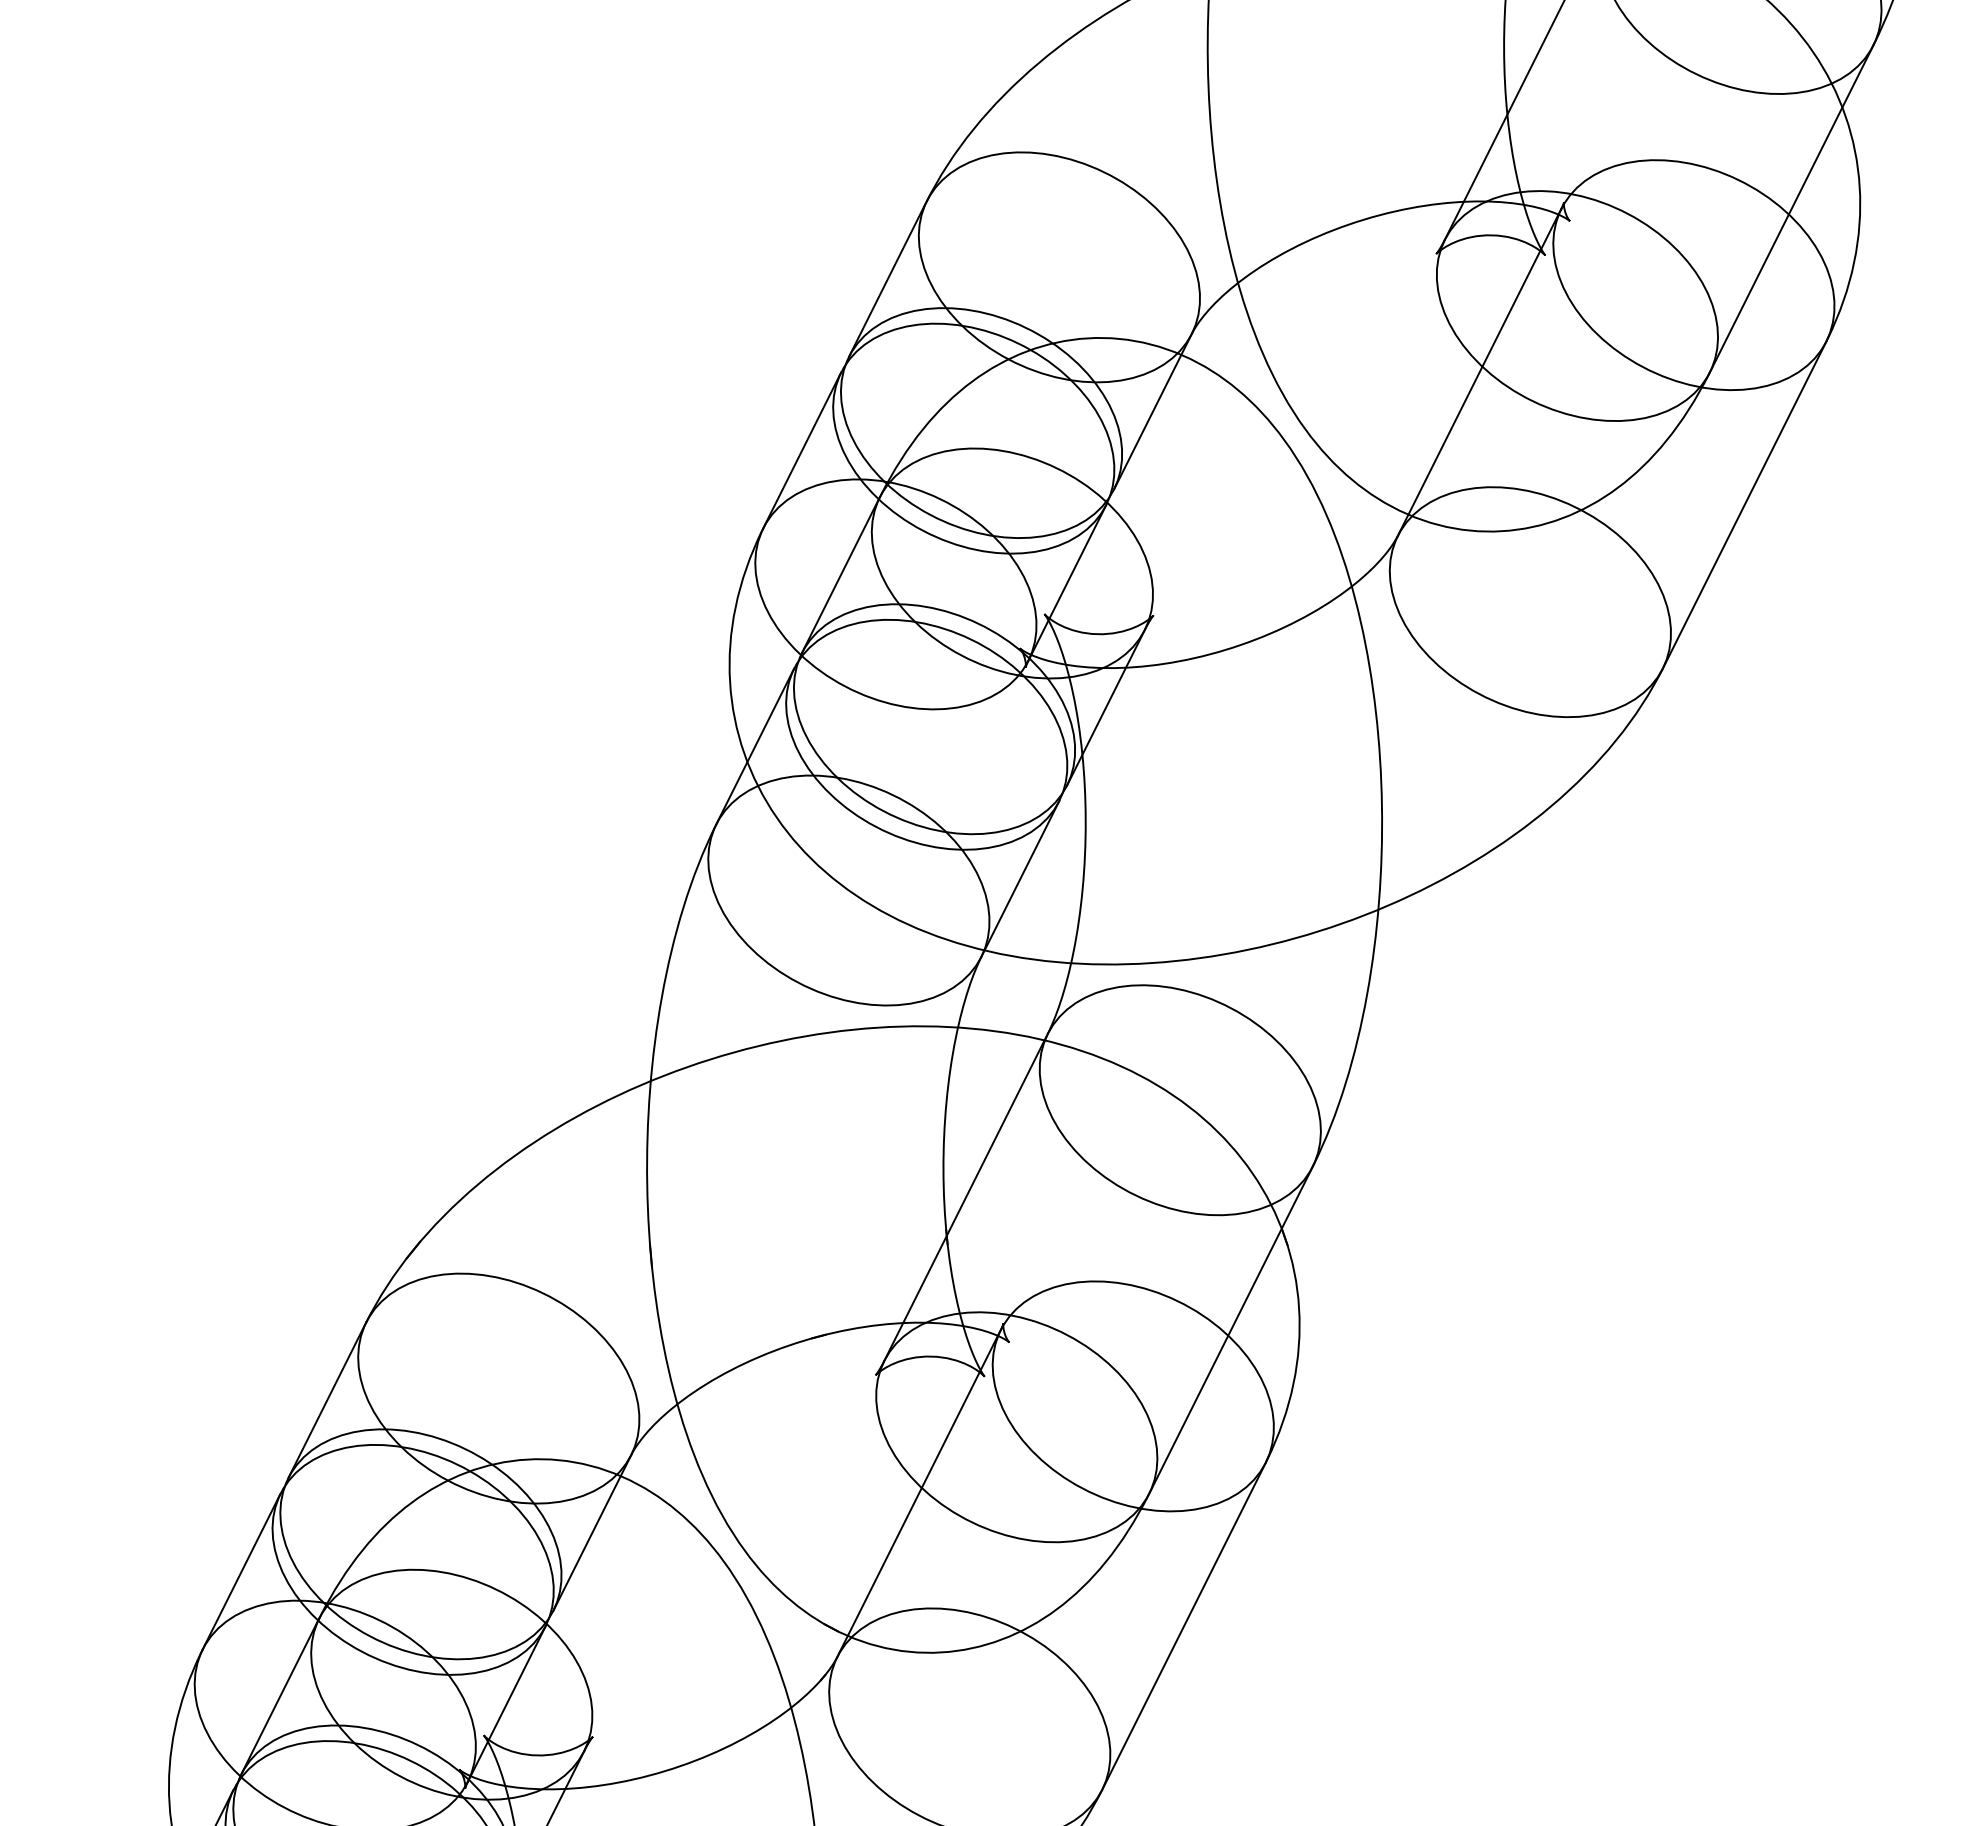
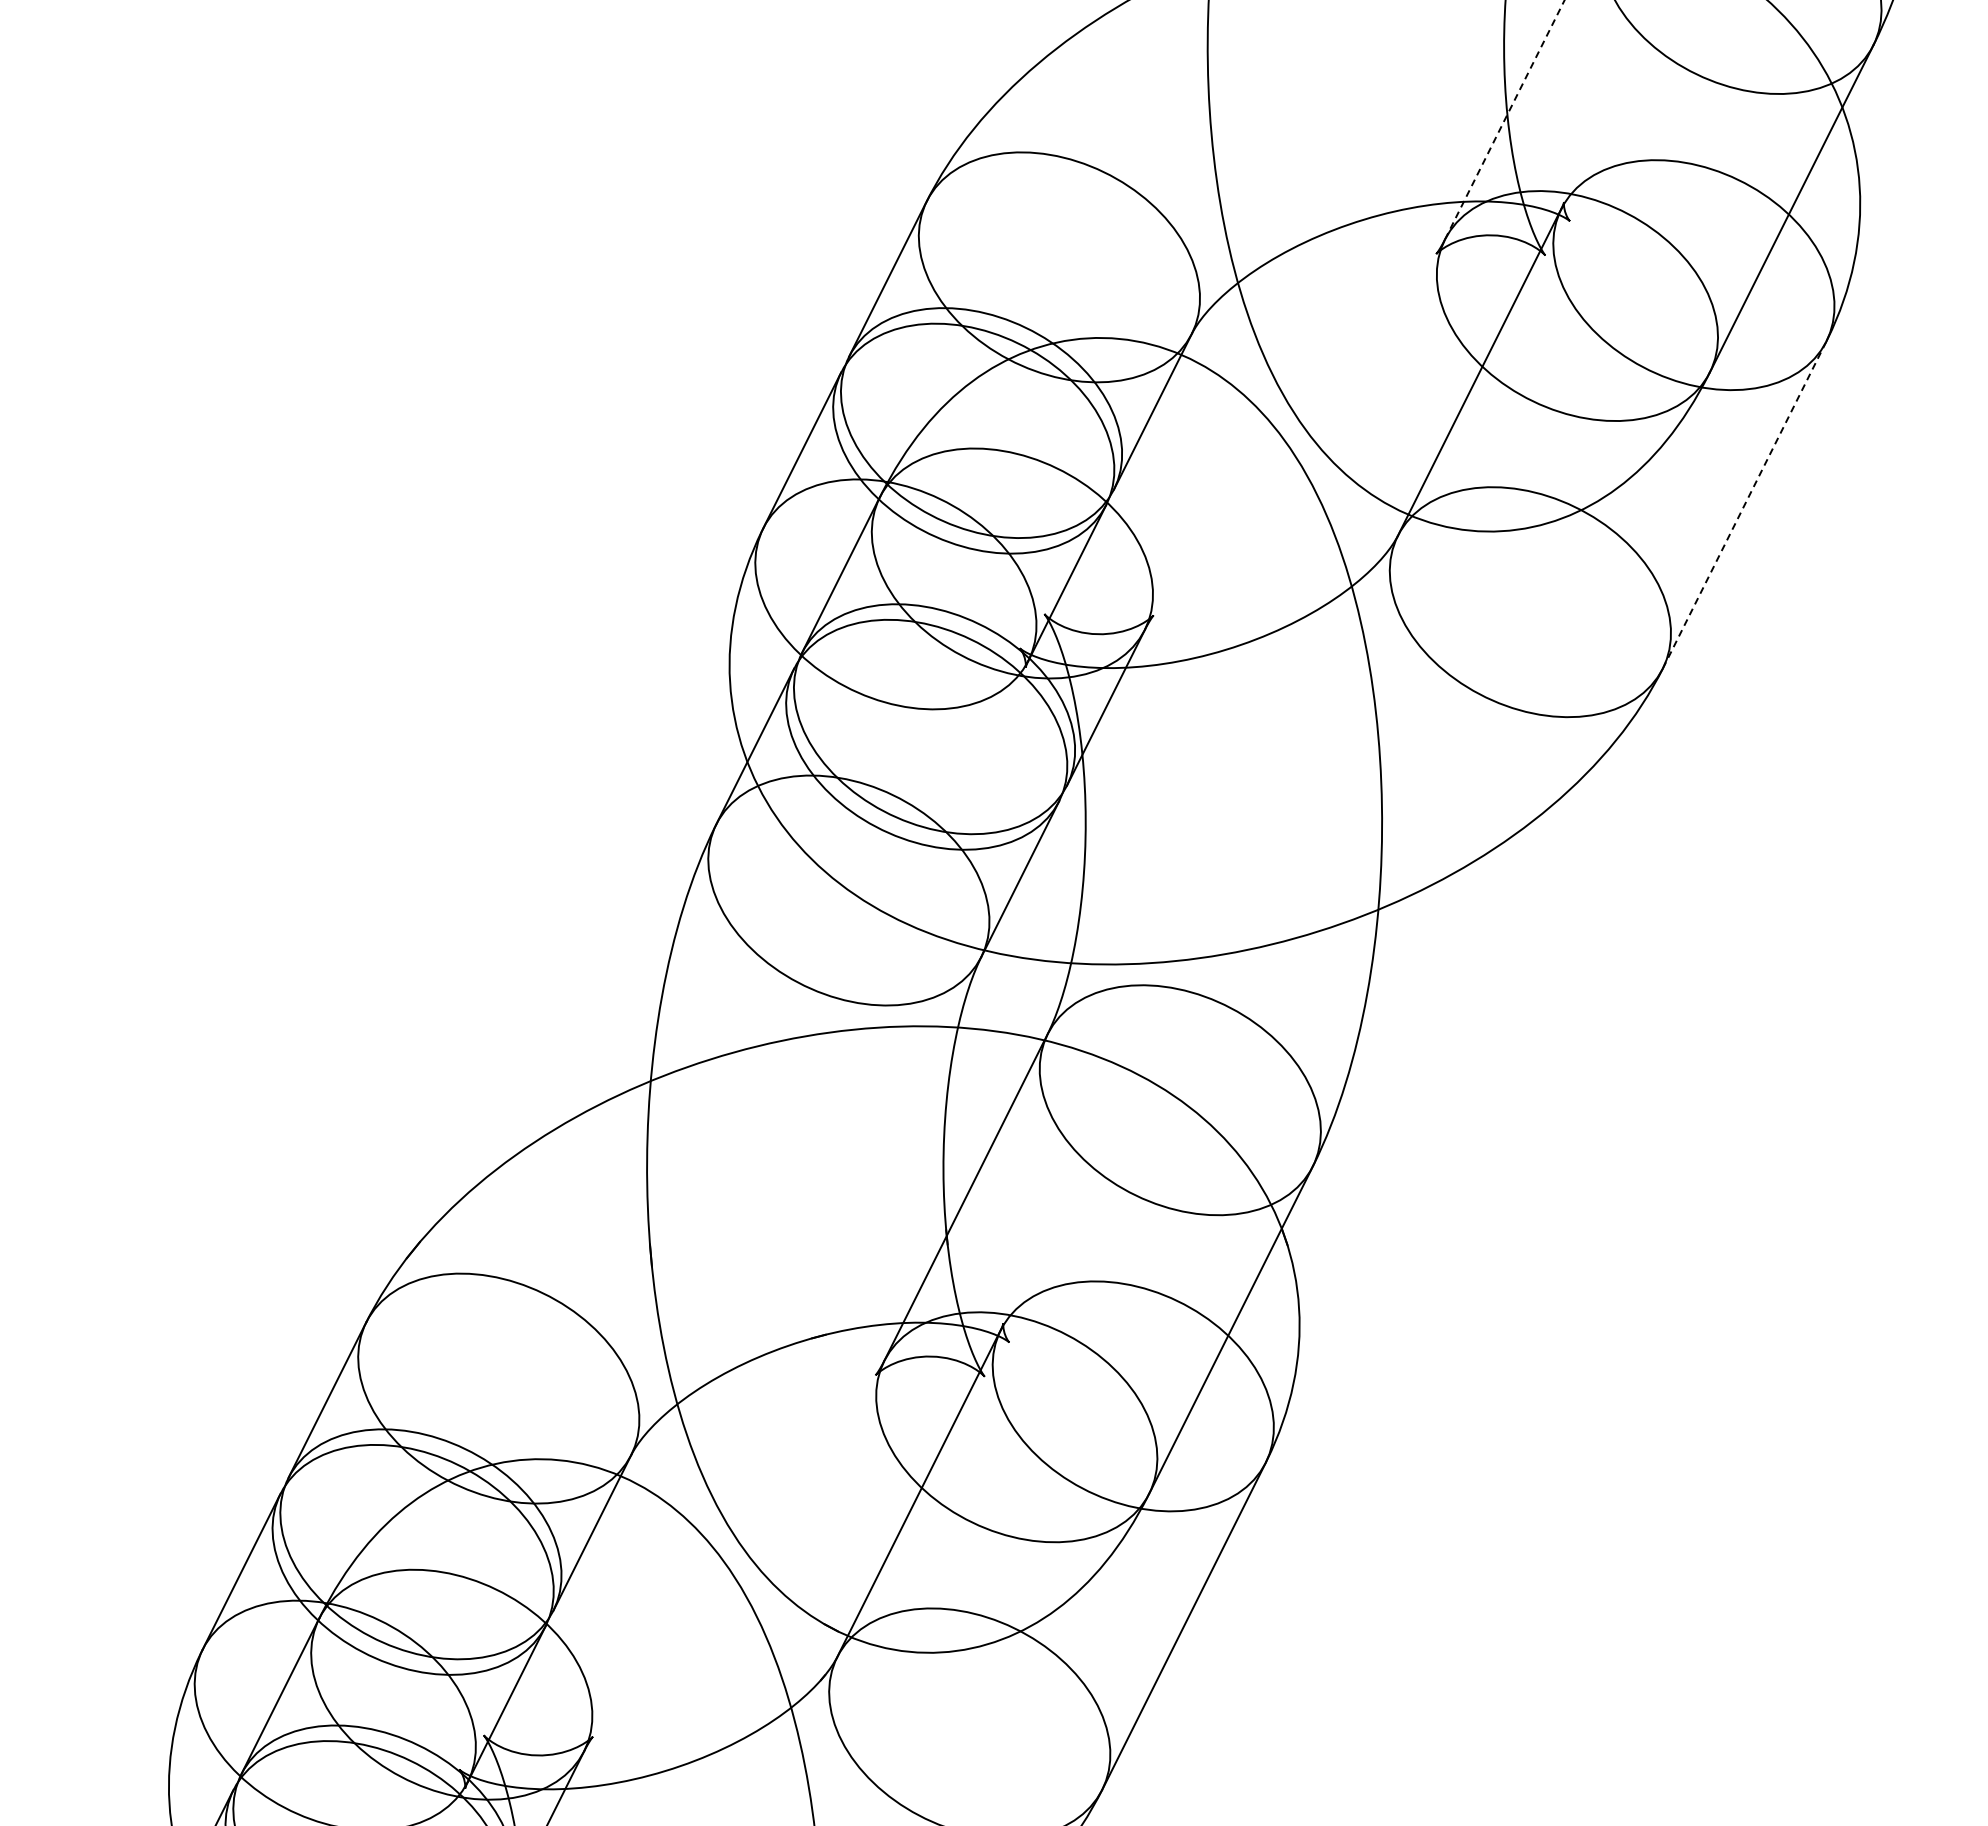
line: solid -> dashed (1504, 120)
line: solid -> dashed (1744, 504)
